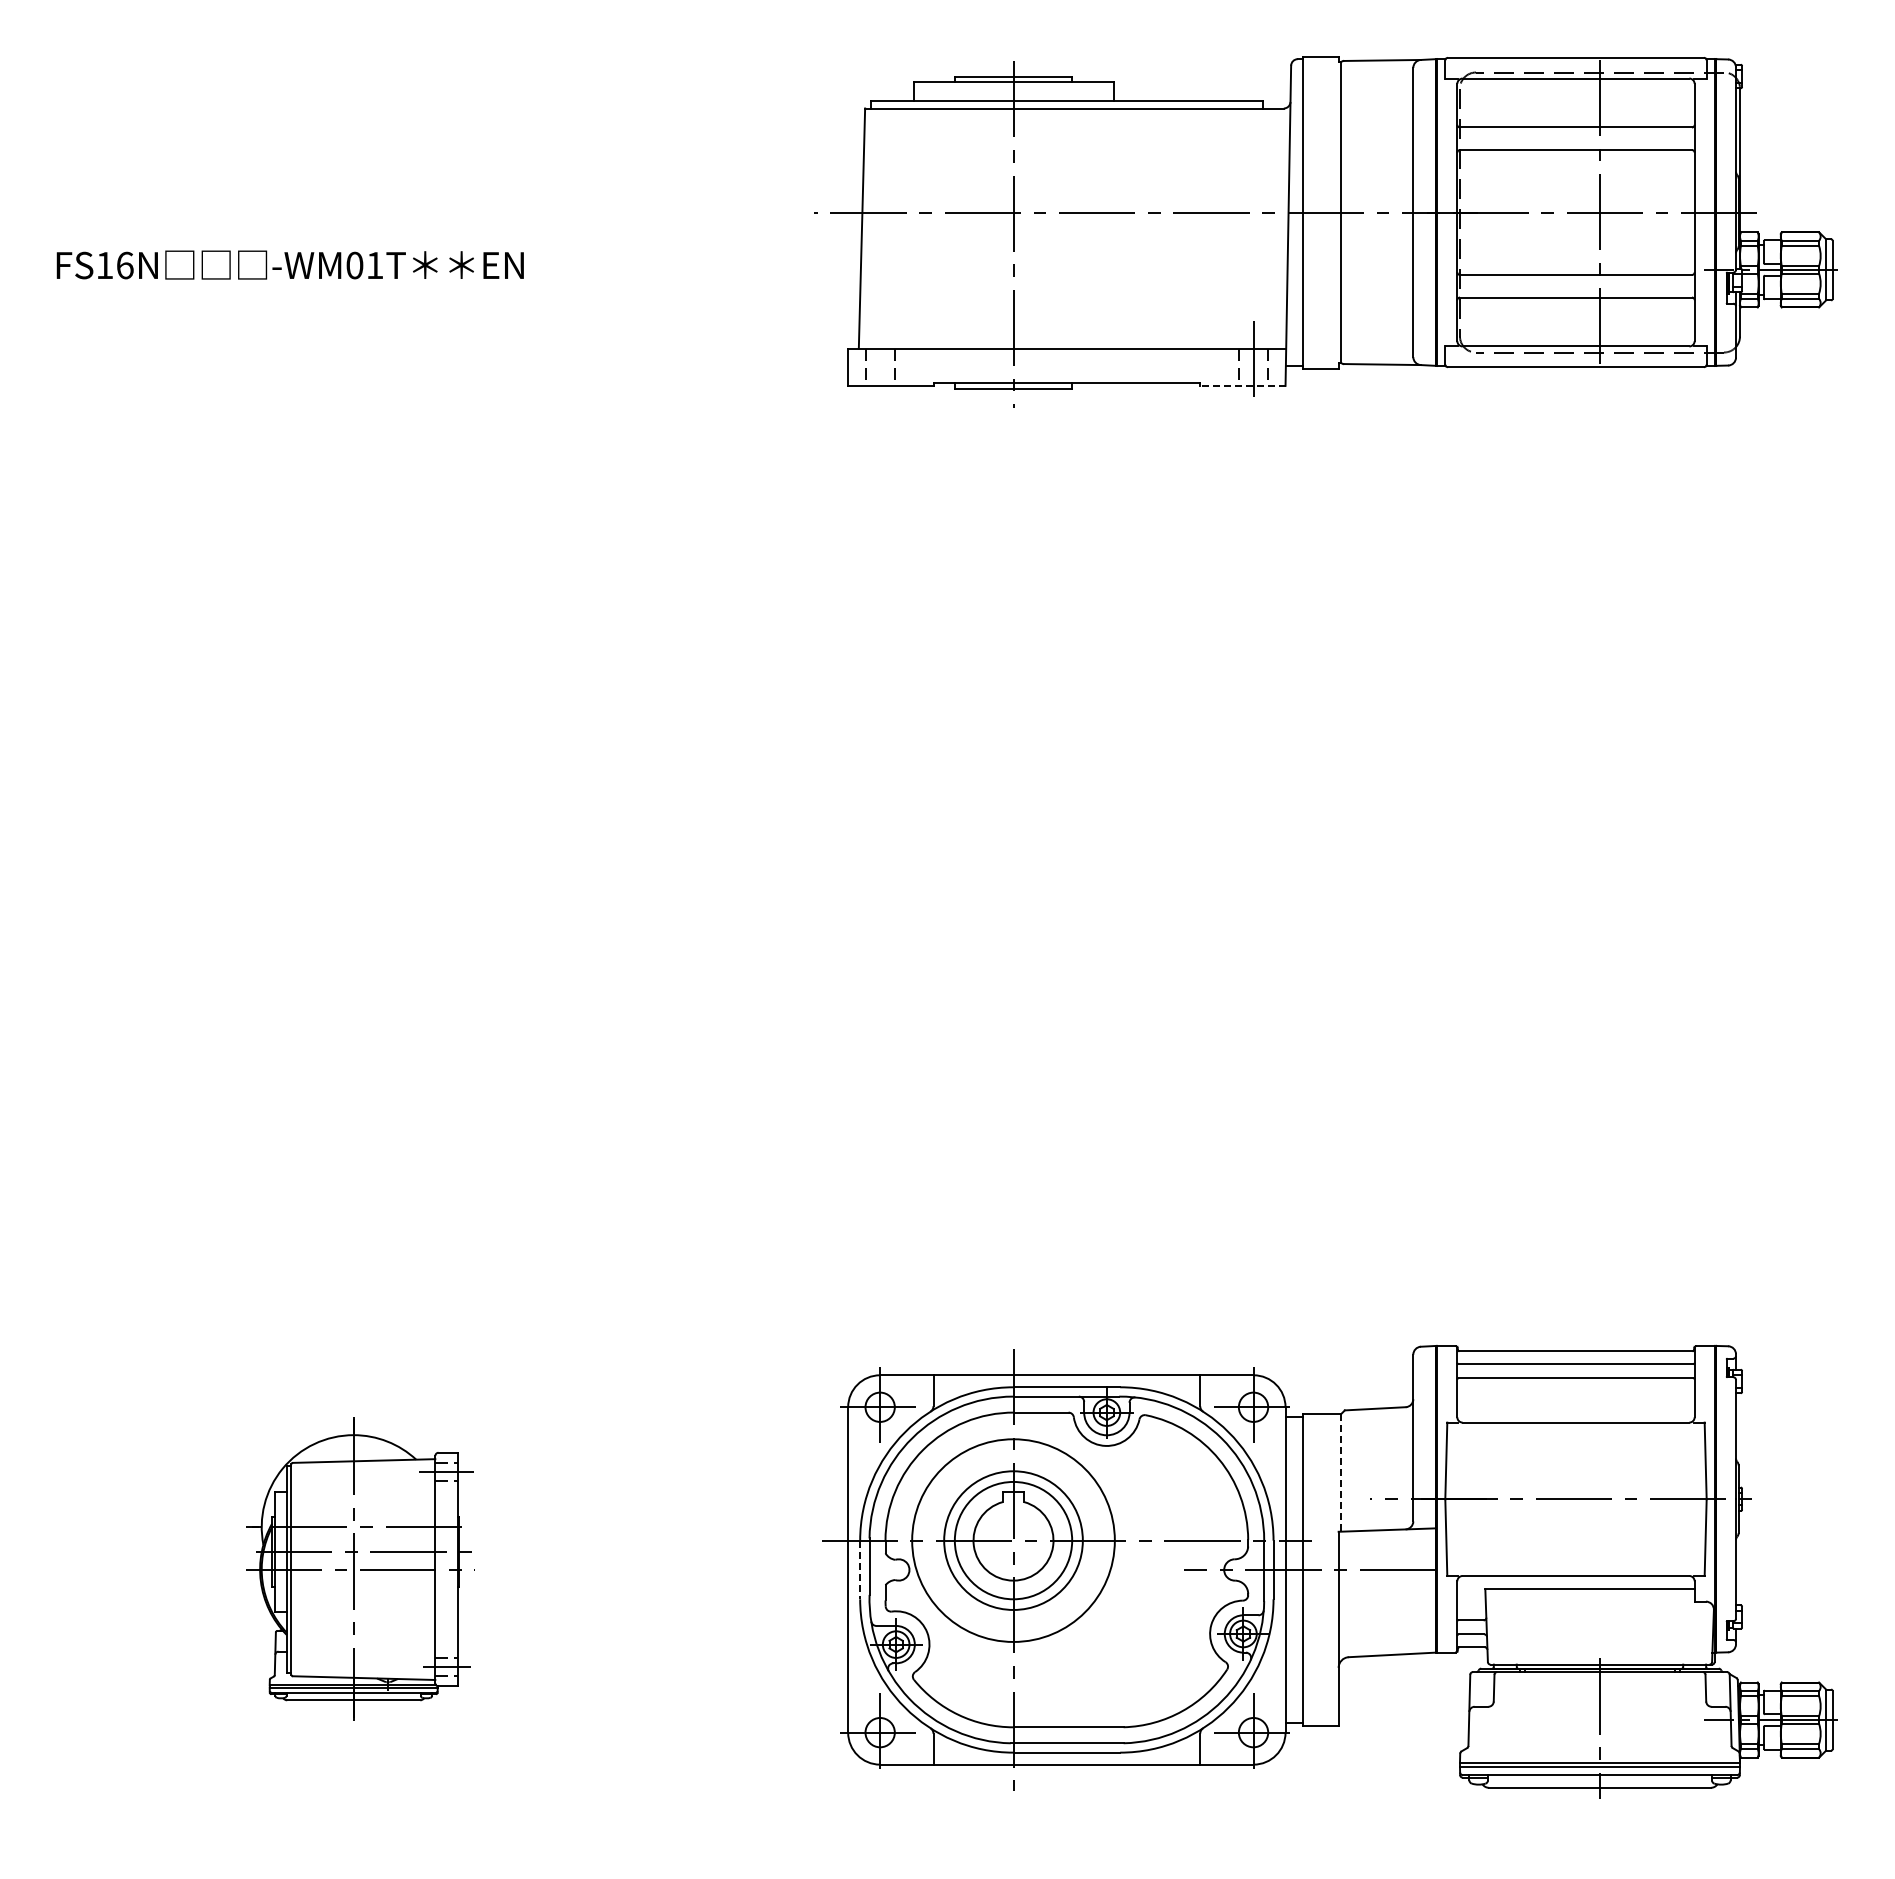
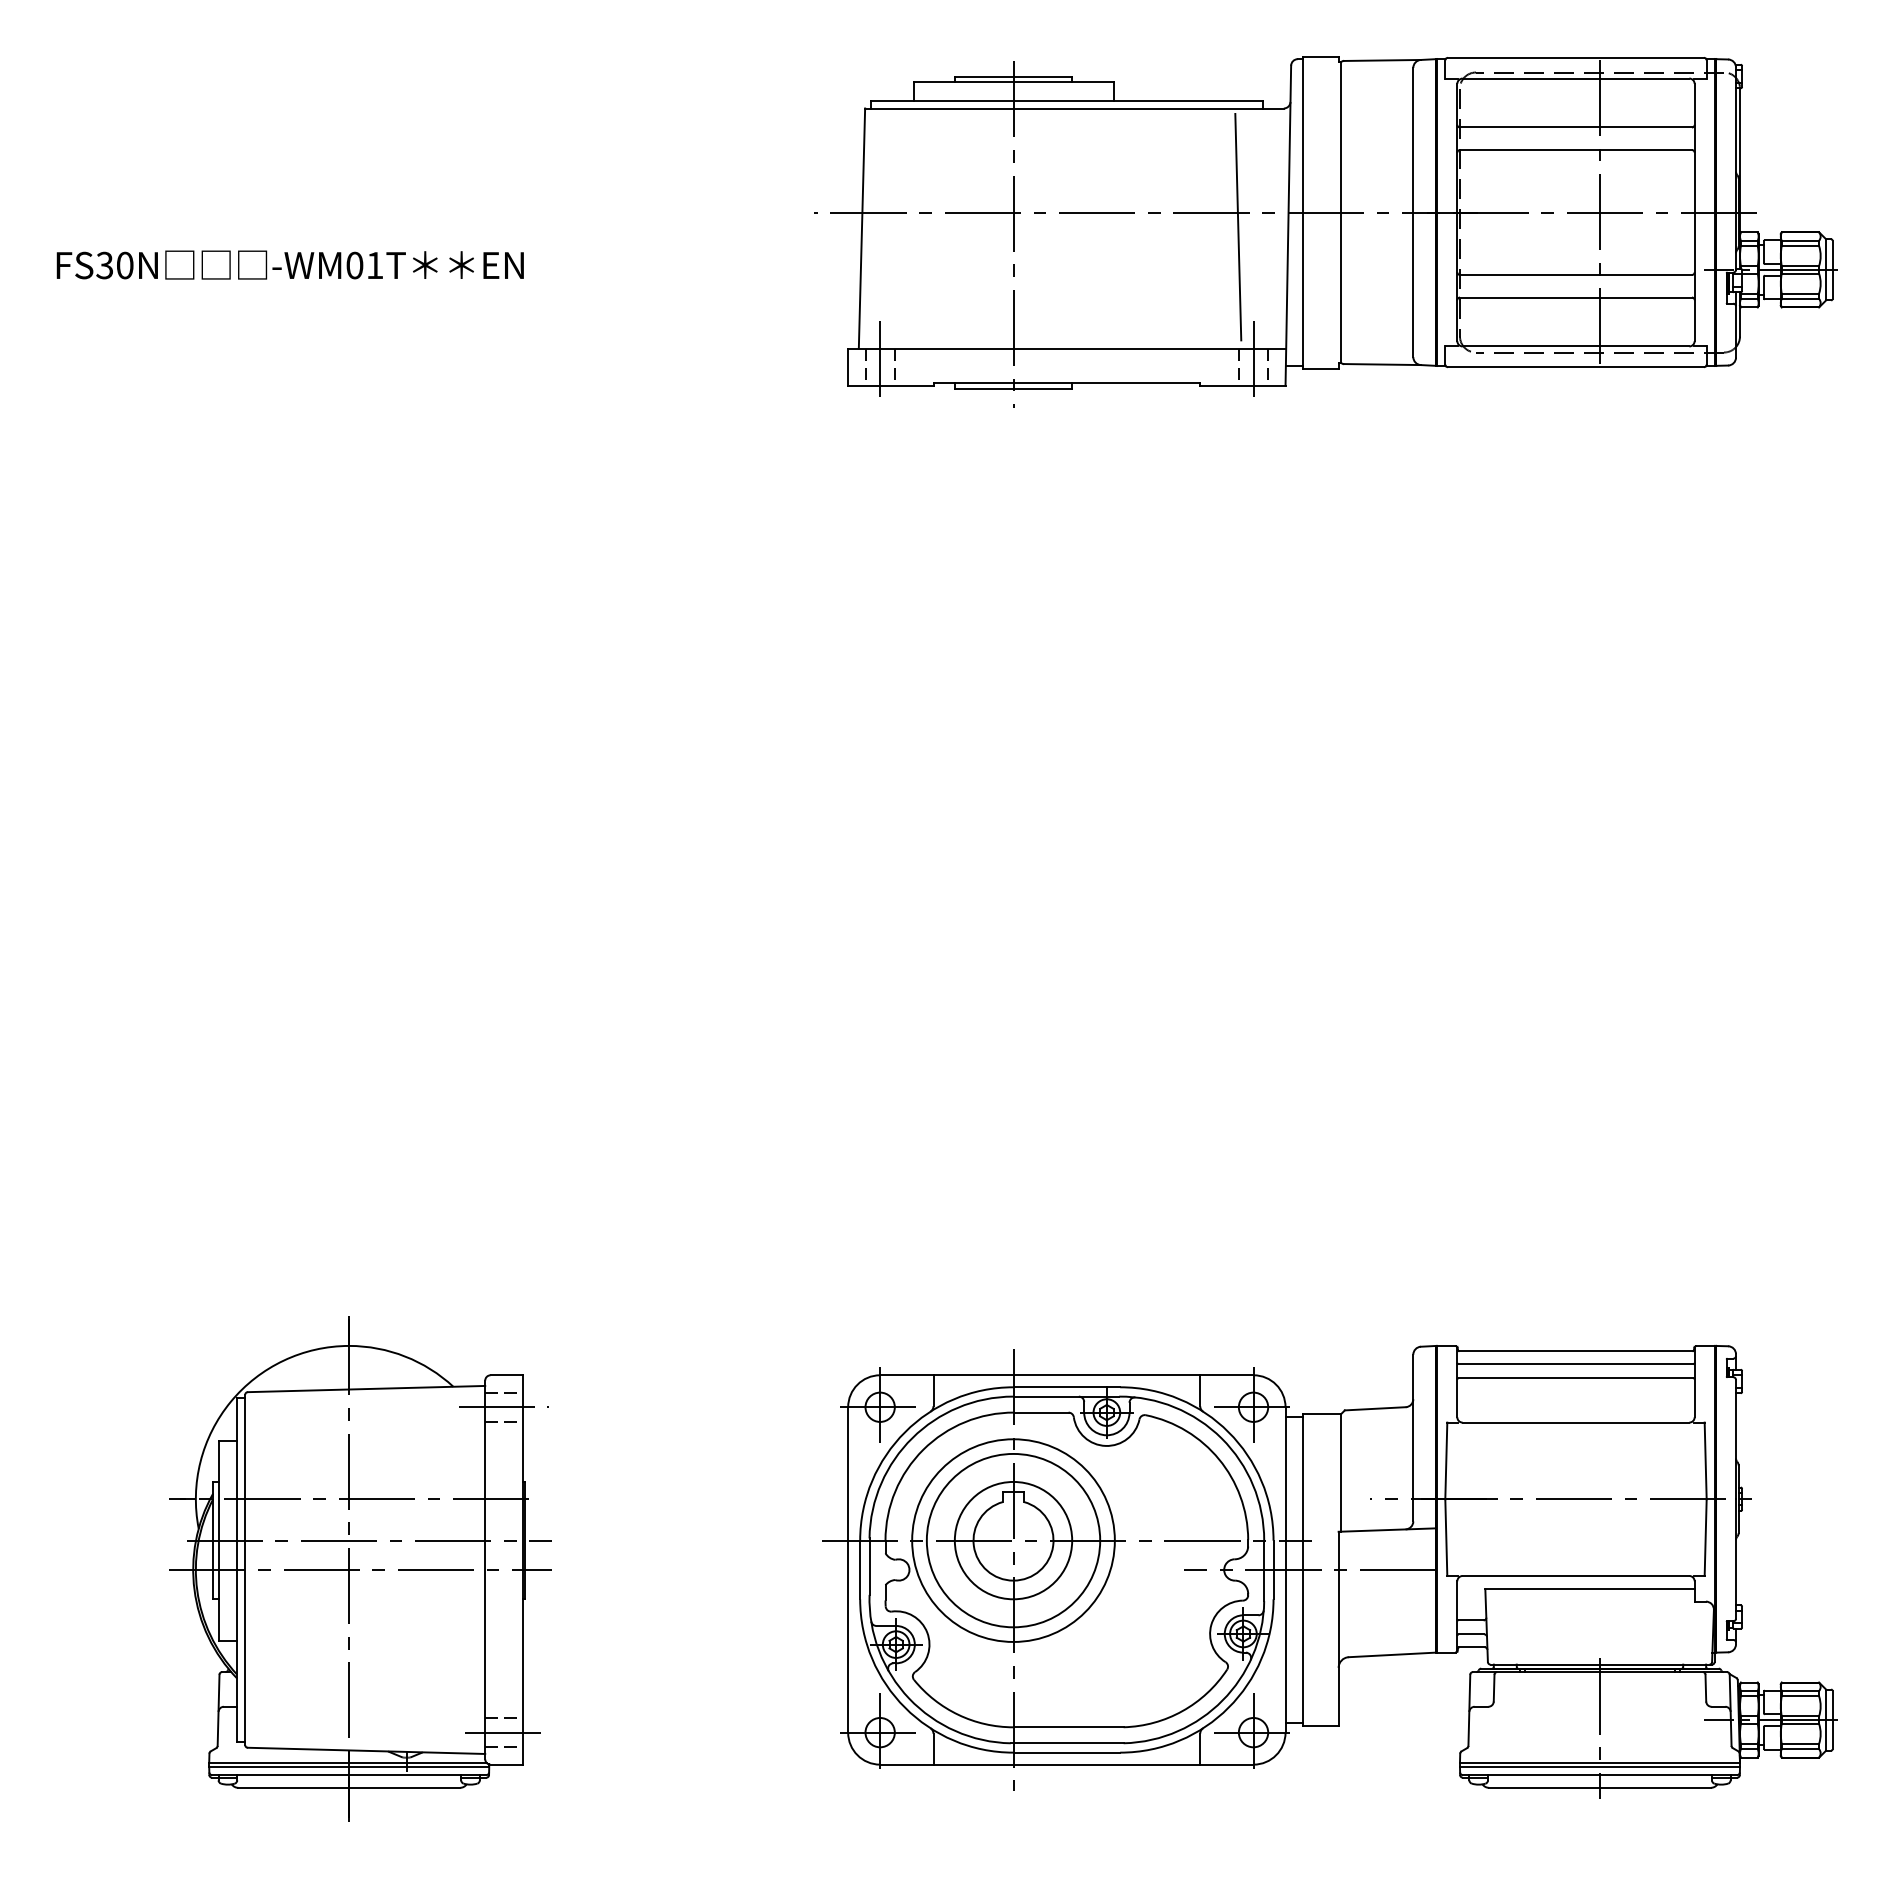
line: none -> present (1238, 226)
text: FS16N -> FS30N (114, 265)
line: none -> present (880, 361)
line: dashed -> solid (1242, 385)
line: dashed -> solid (1341, 1472)
circle diameter: 139 px -> 173 px (1013, 1540)
part size: 229x304 px -> 383x506 px (360, 1568)
line: dashed -> solid (860, 1570)
